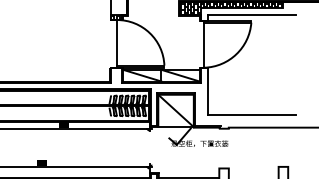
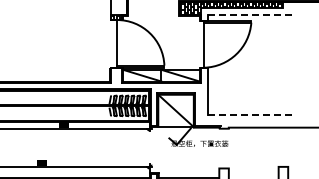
line: solid -> dashed (252, 15)
line: solid -> dashed (252, 115)
